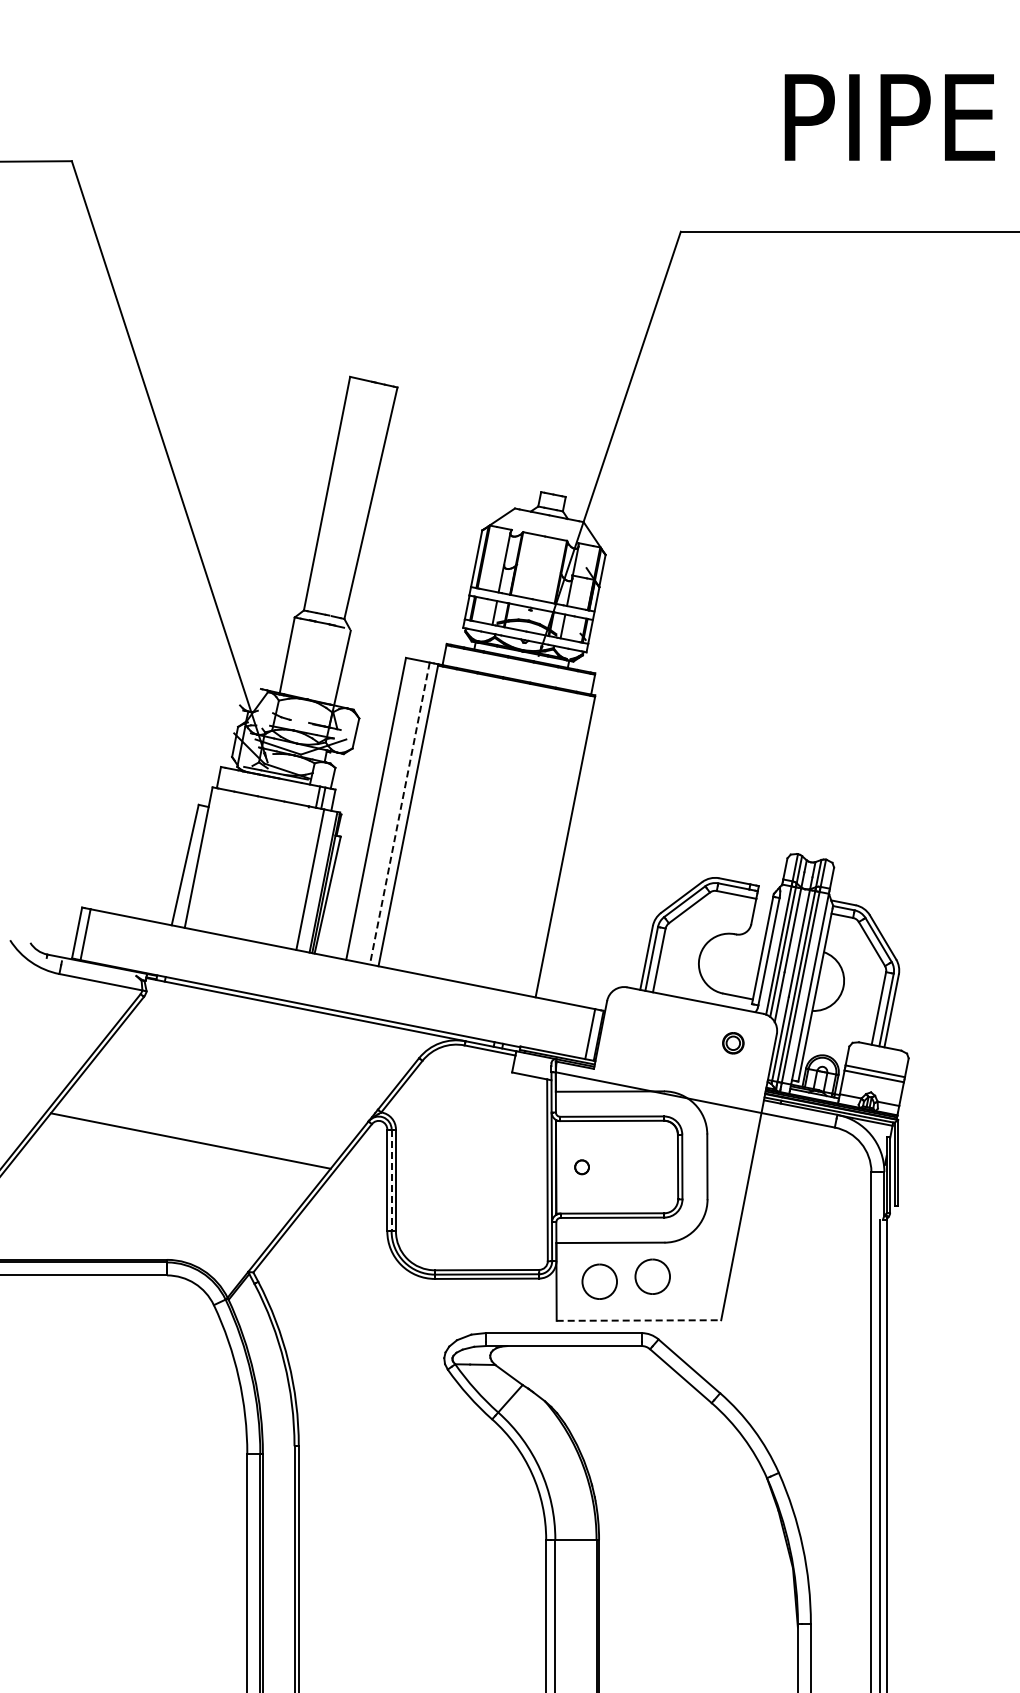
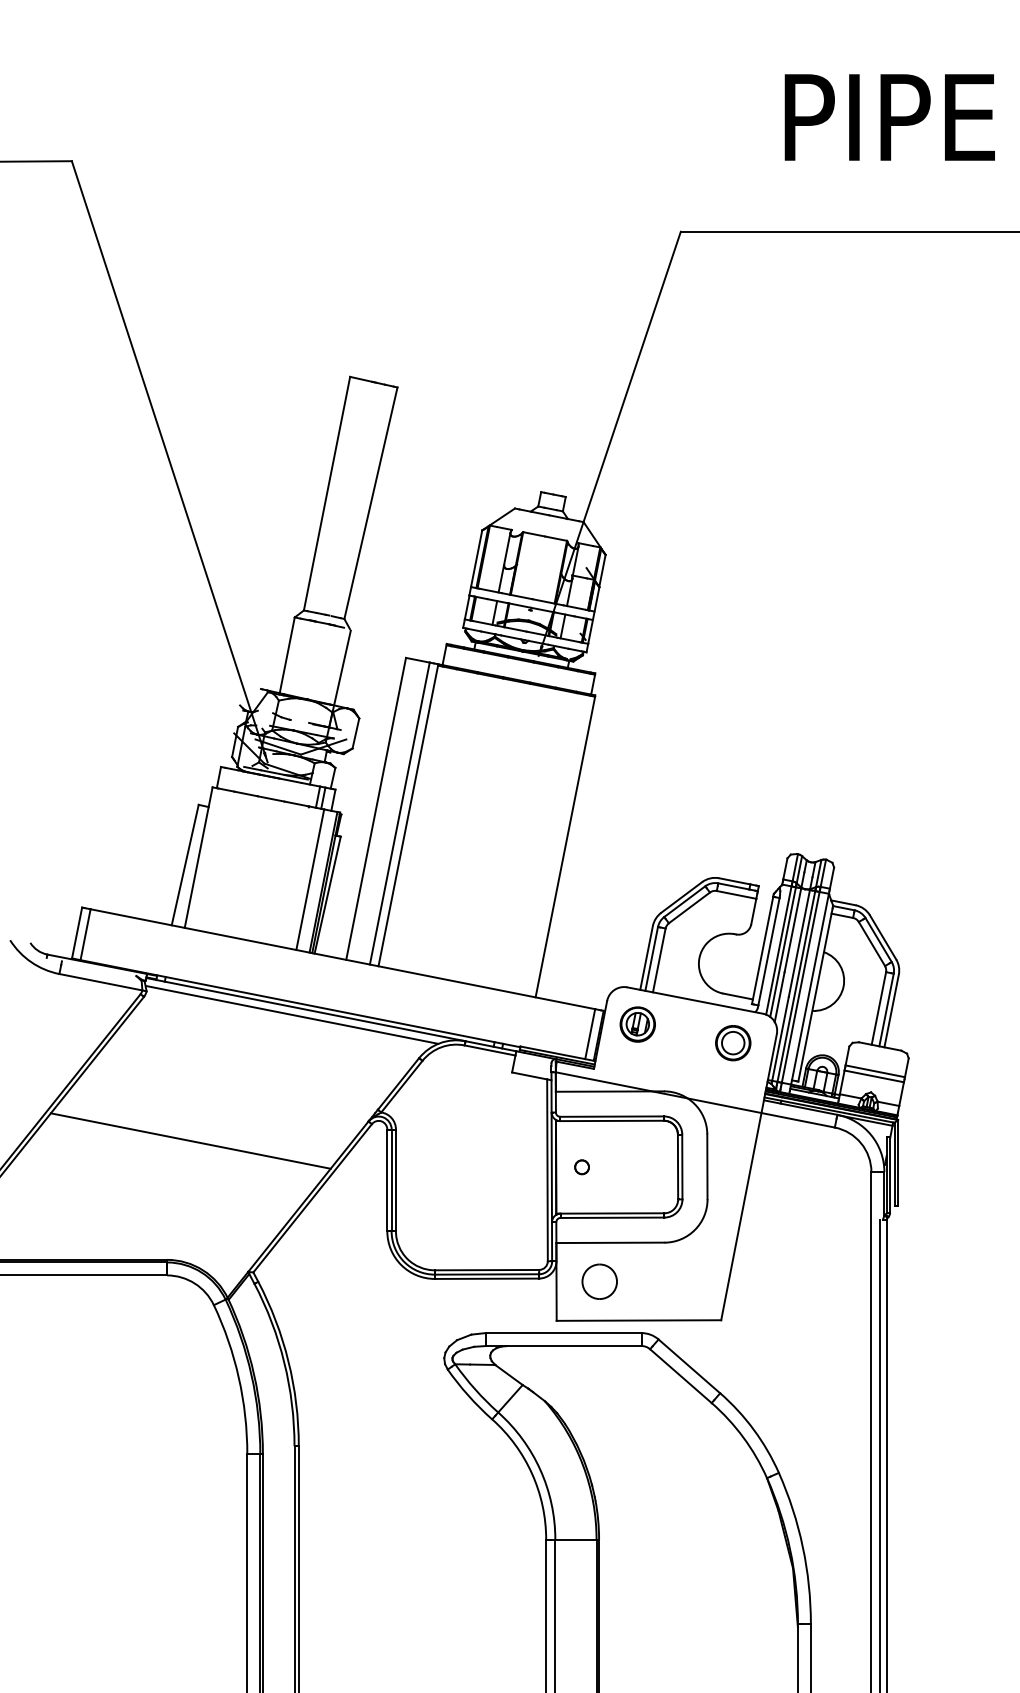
line: dashed -> solid (399, 813)
line: none -> present (292, 1014)
part: none -> present (637, 1024)
part size: 23x23 px -> 37x37 px (733, 1043)
line: dashed -> solid (391, 1180)
part: present -> none (652, 1276)
line: dashed -> solid (639, 1320)
